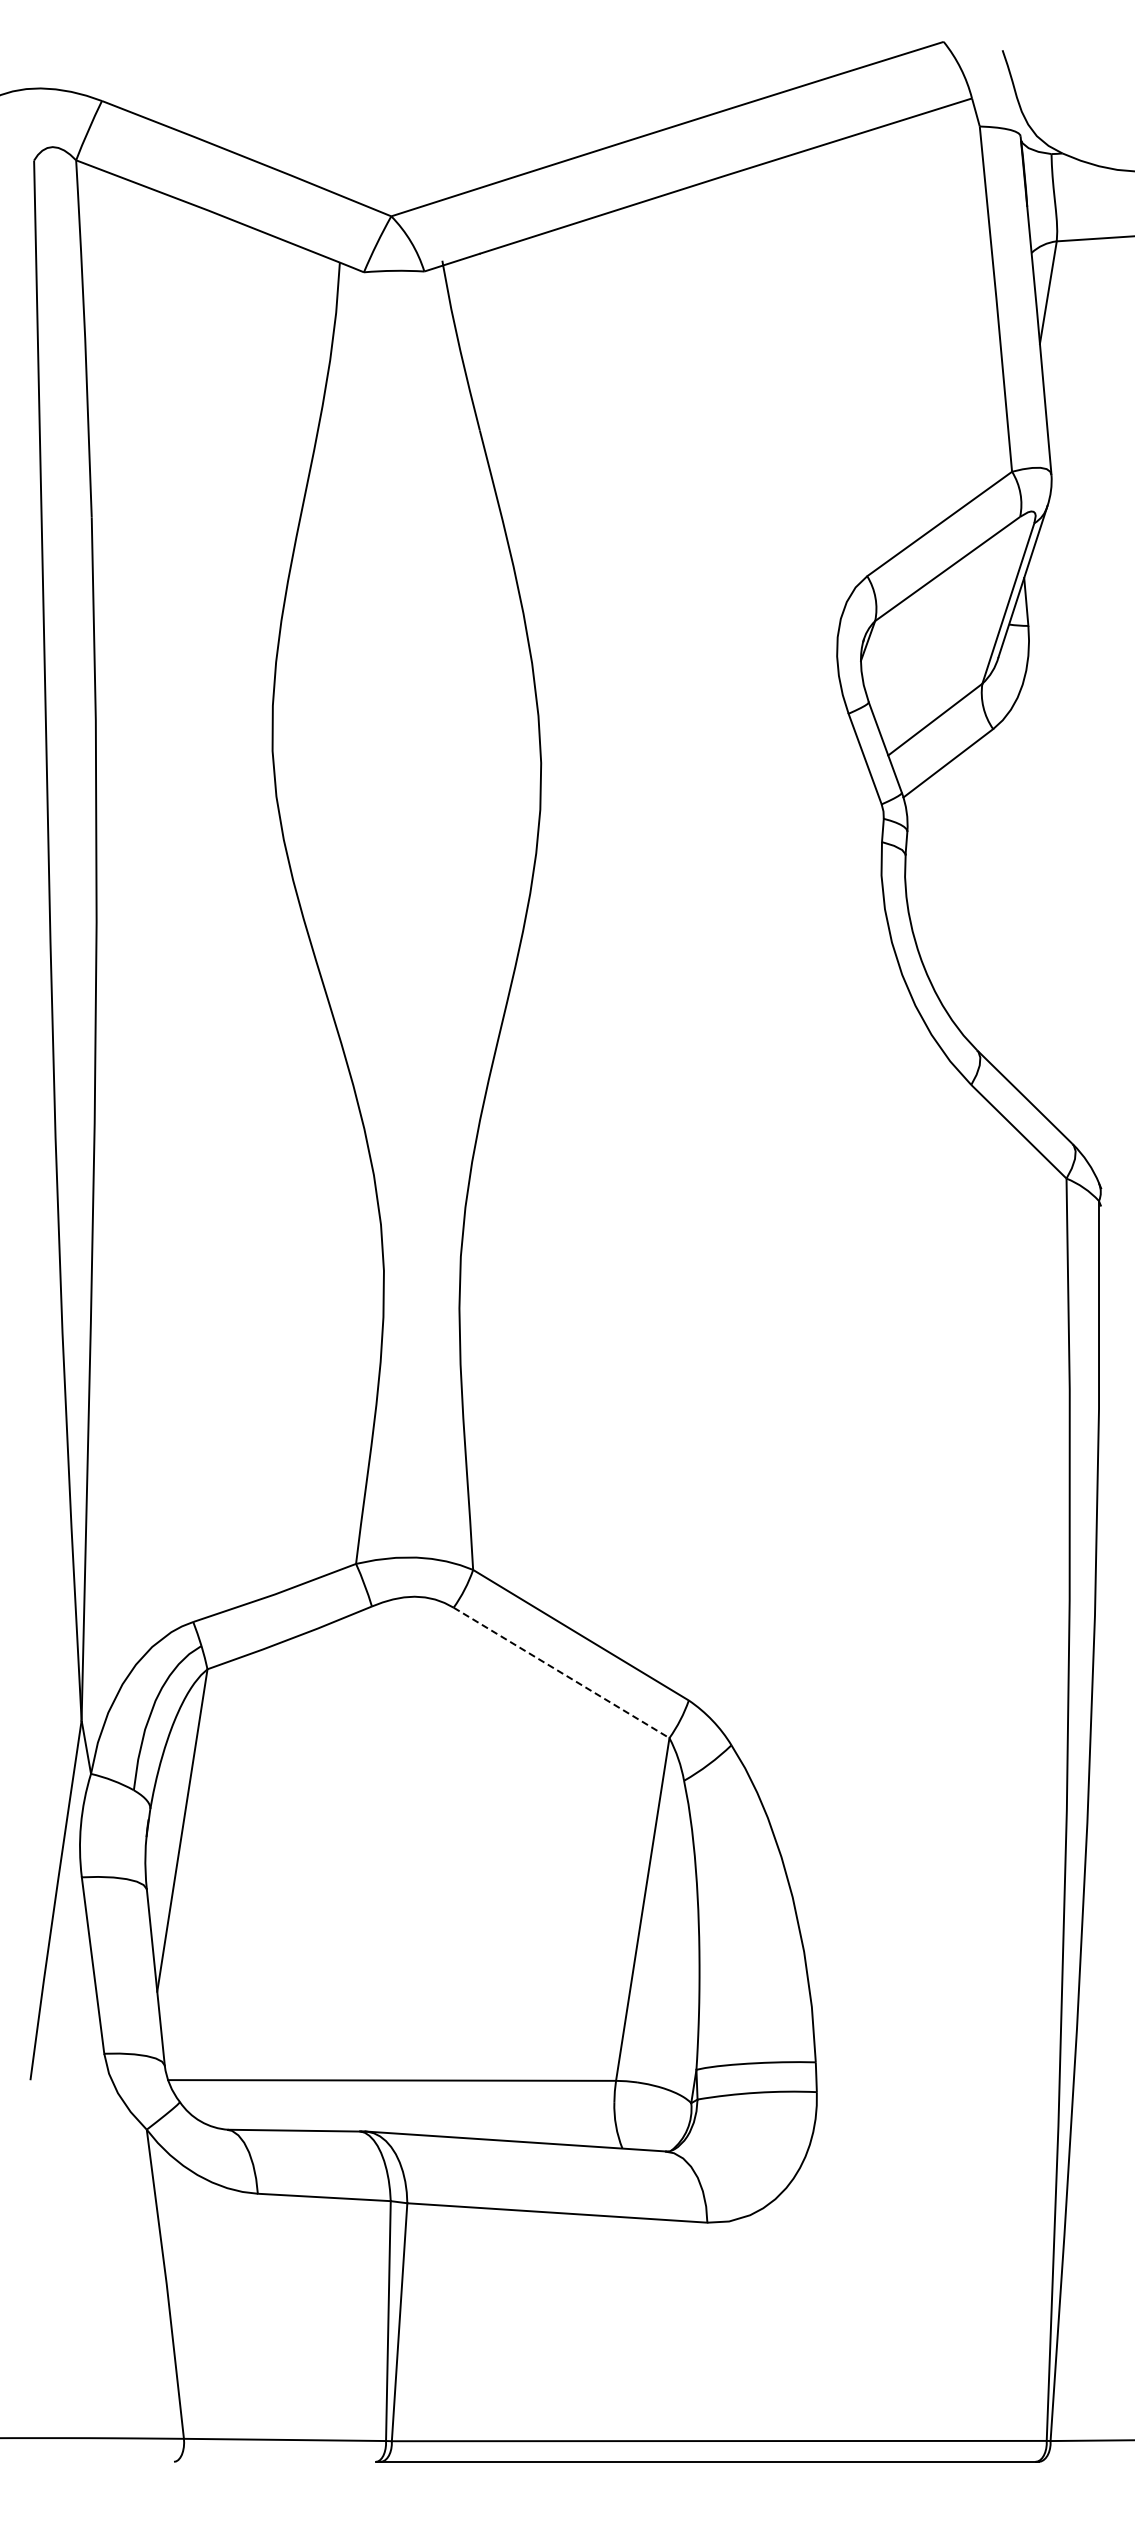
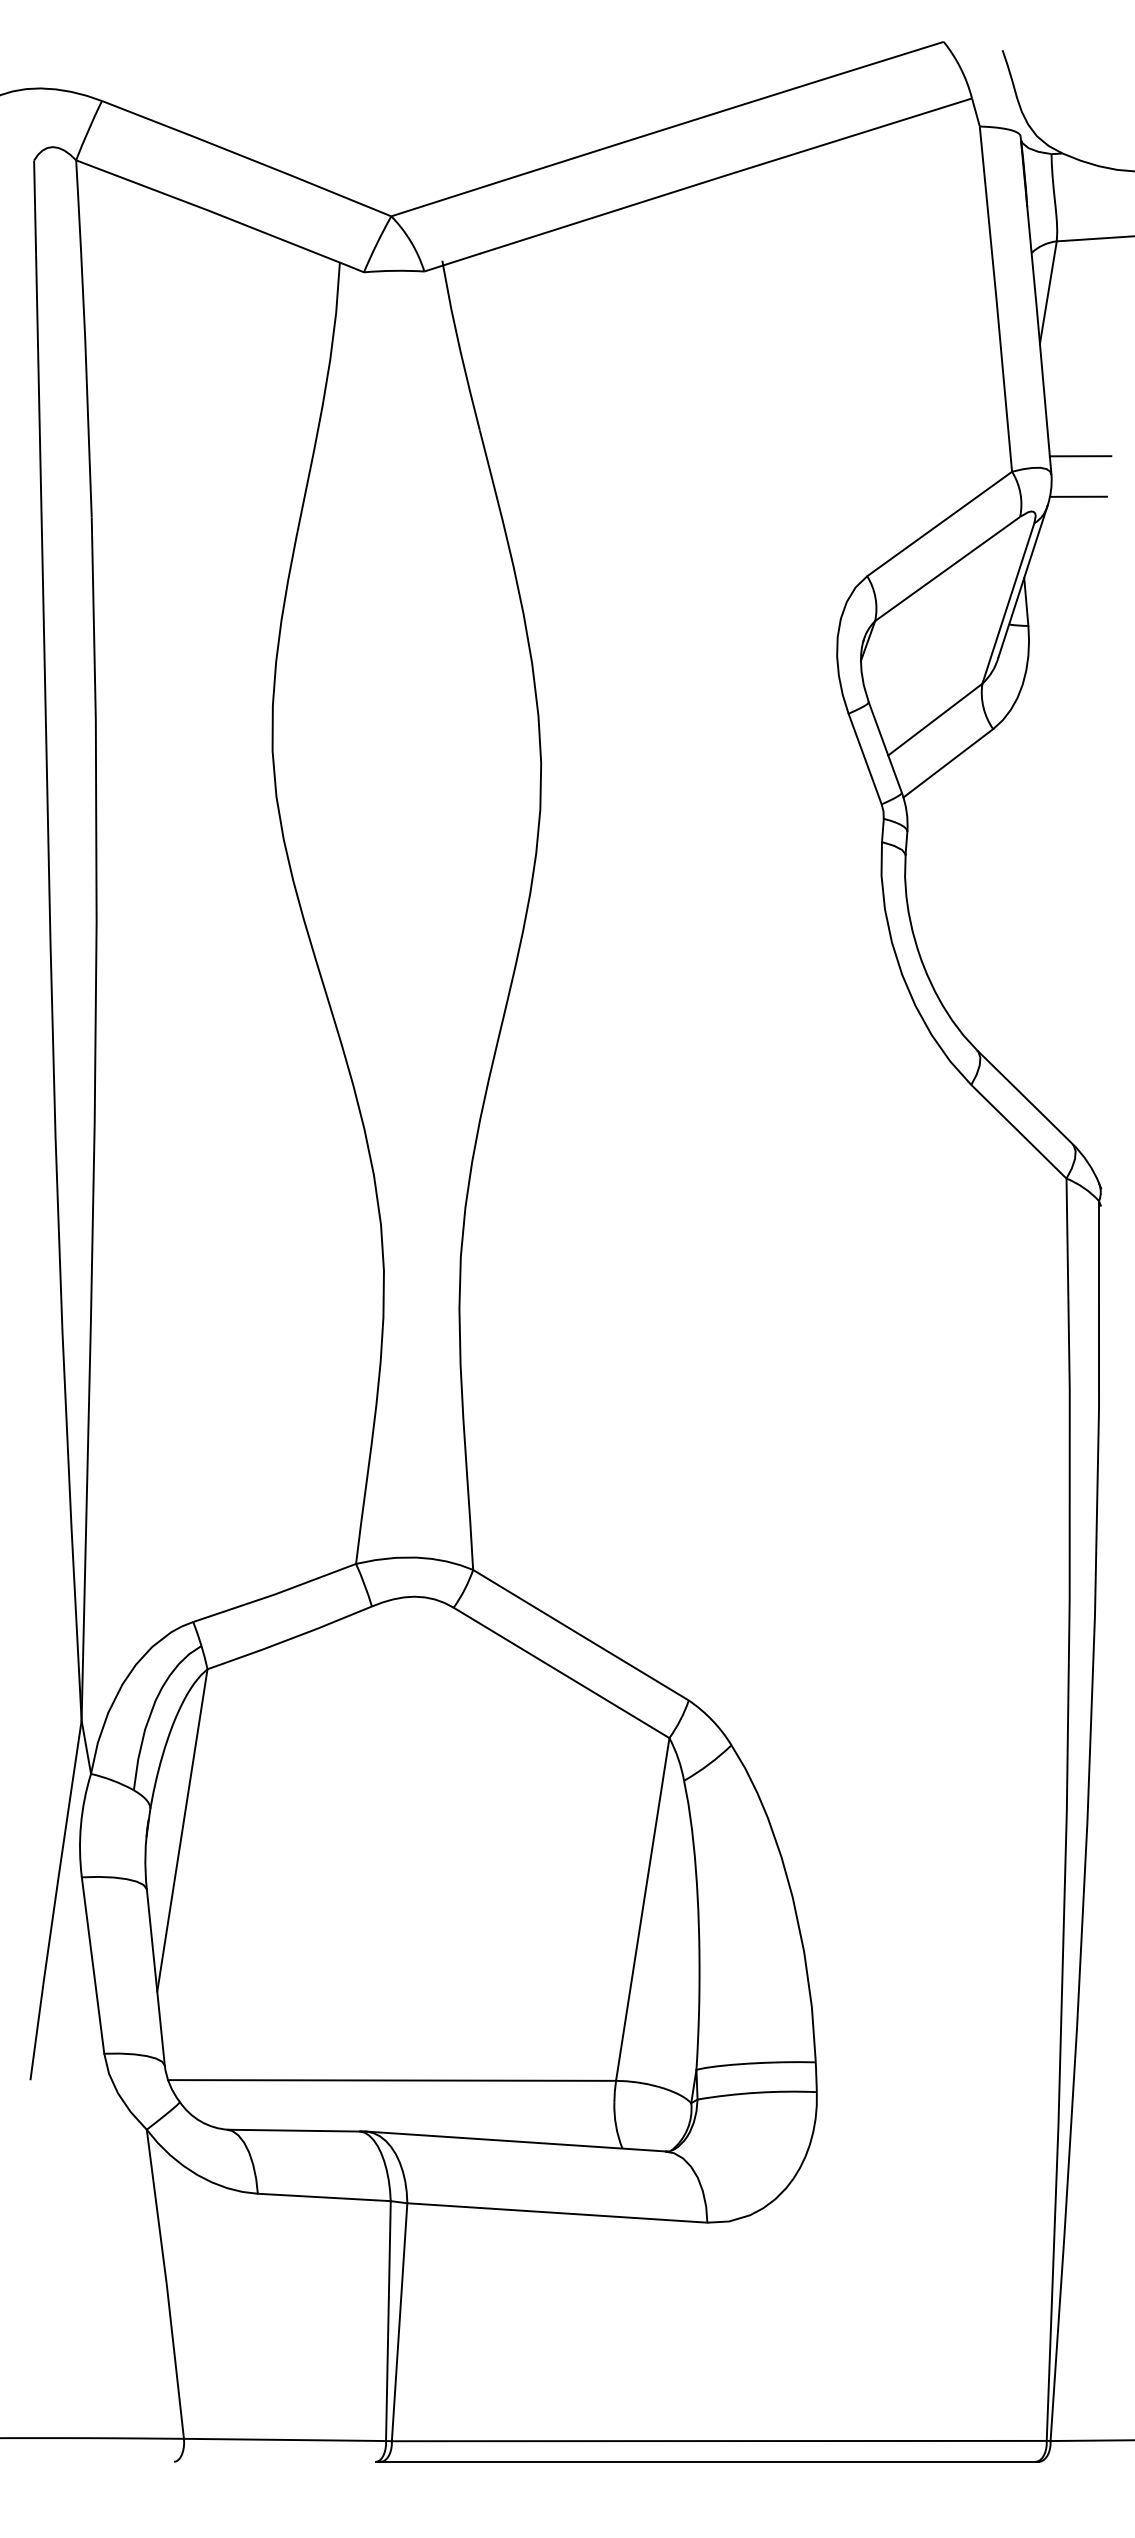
line: none -> present (1080, 456)
line: none -> present (1078, 496)
line: dashed -> solid (561, 1673)
